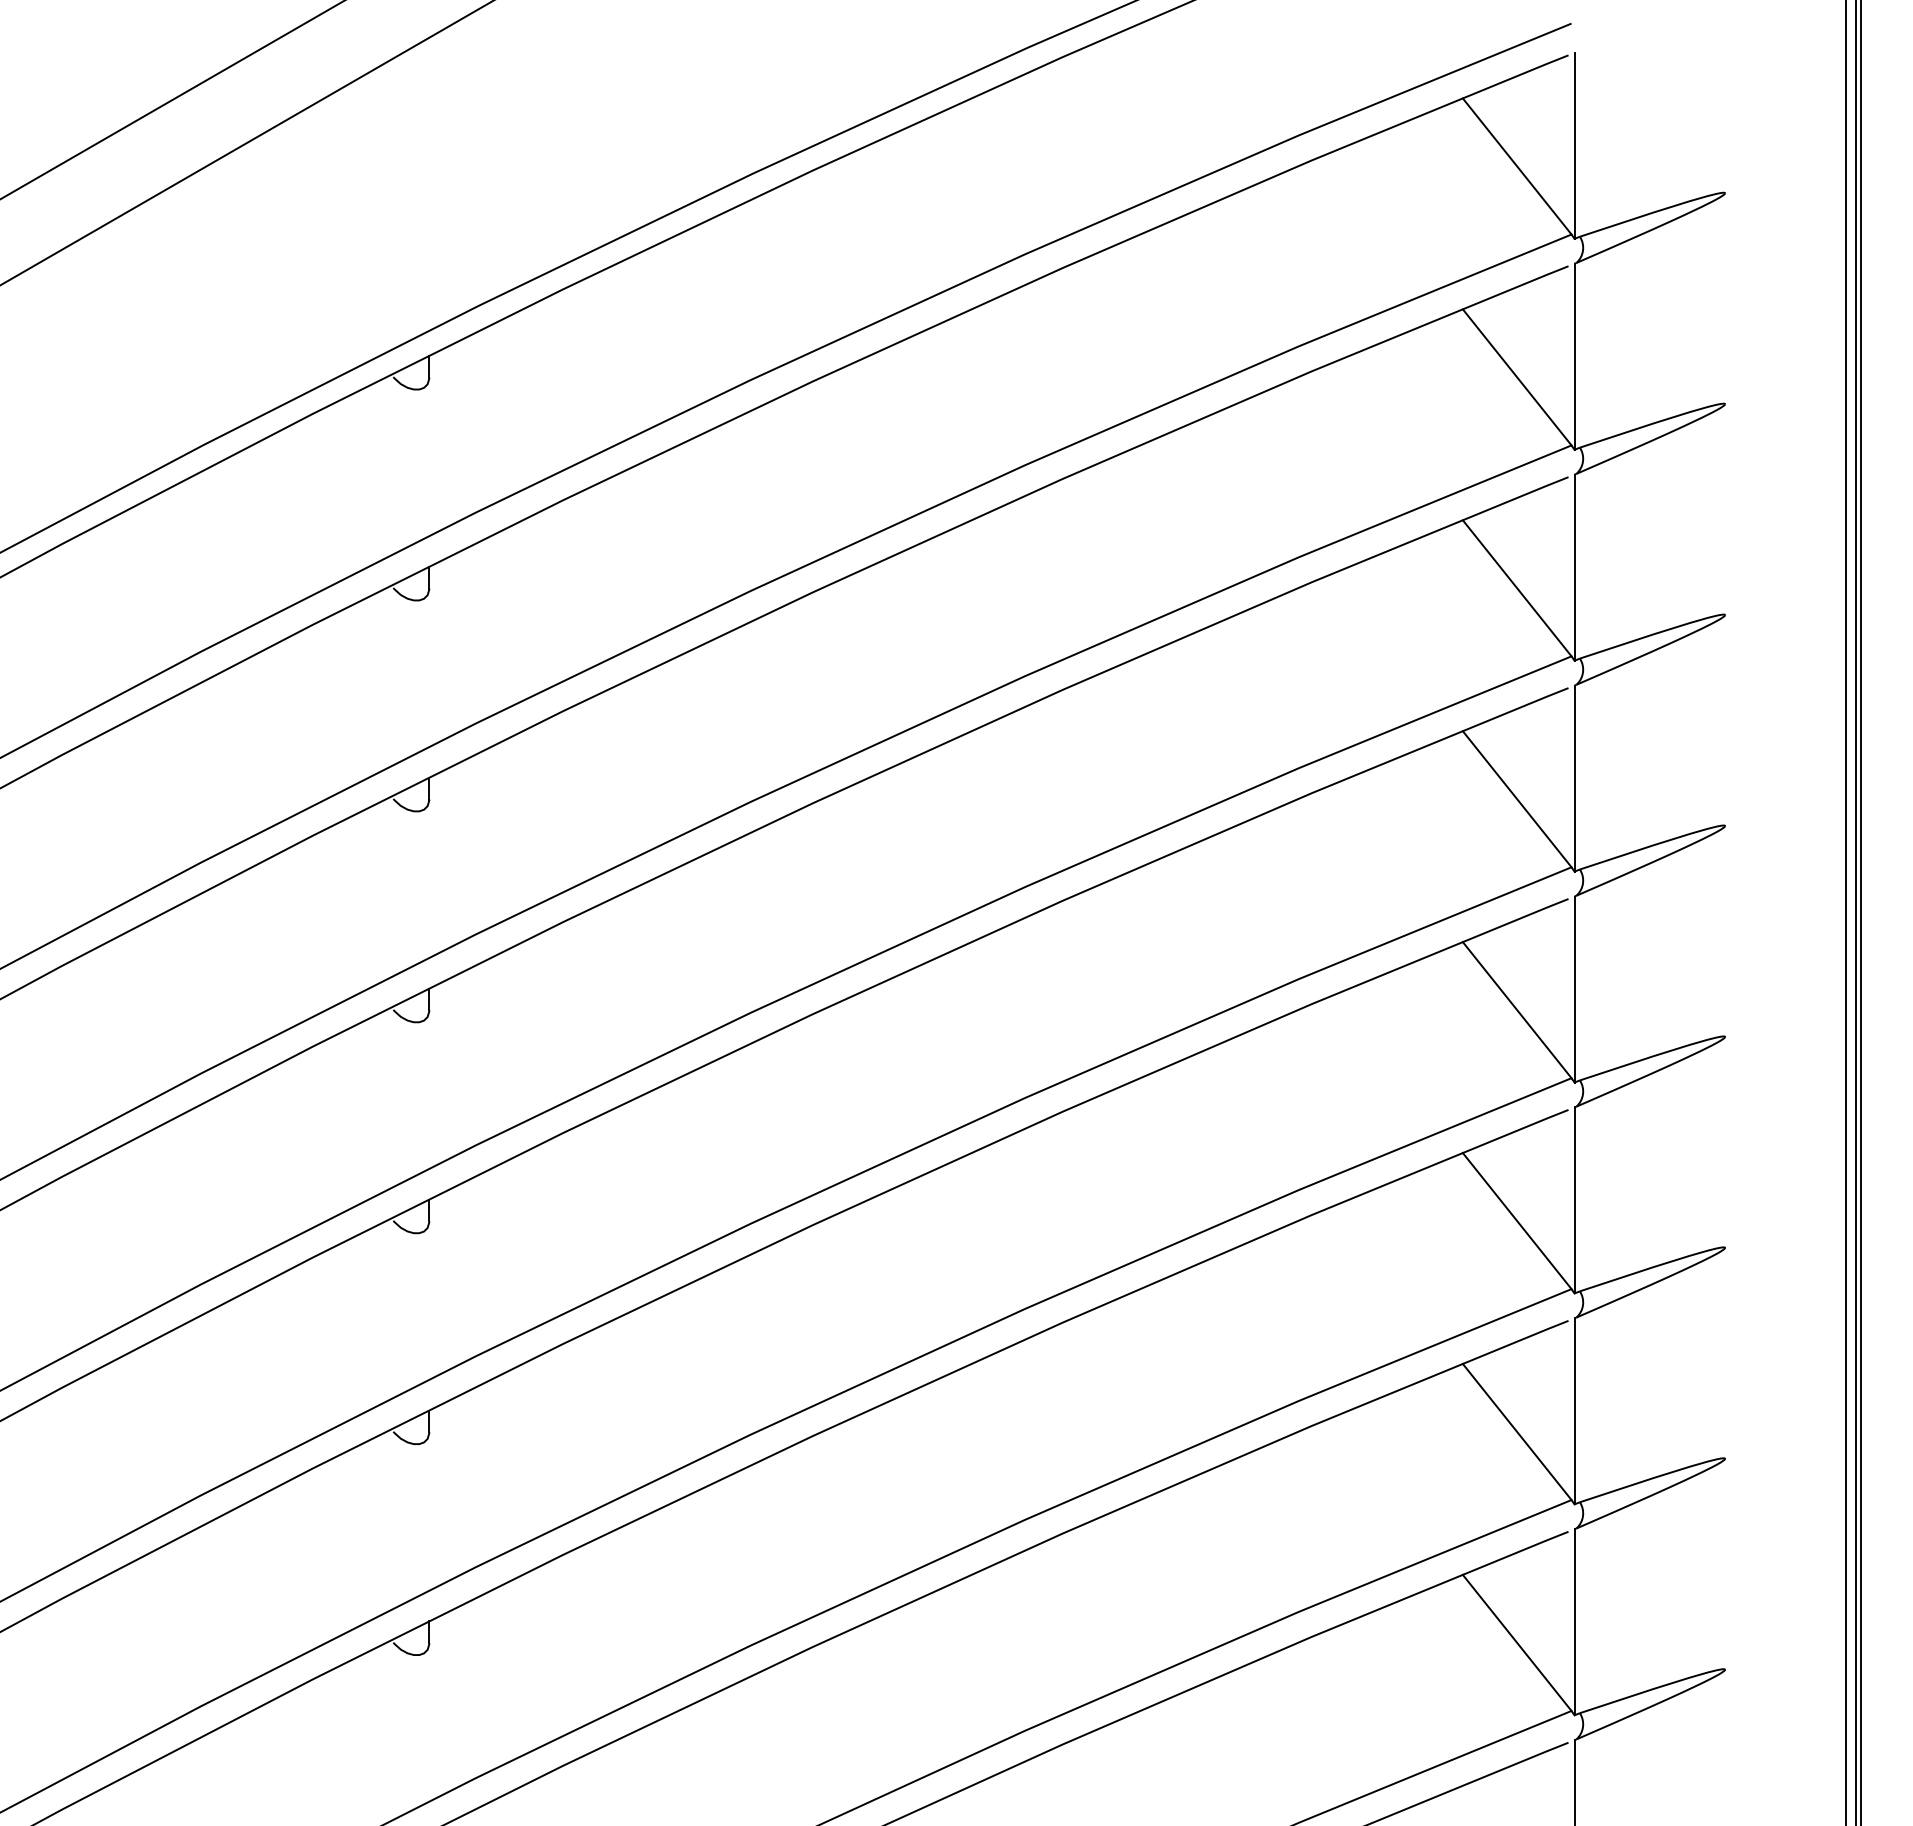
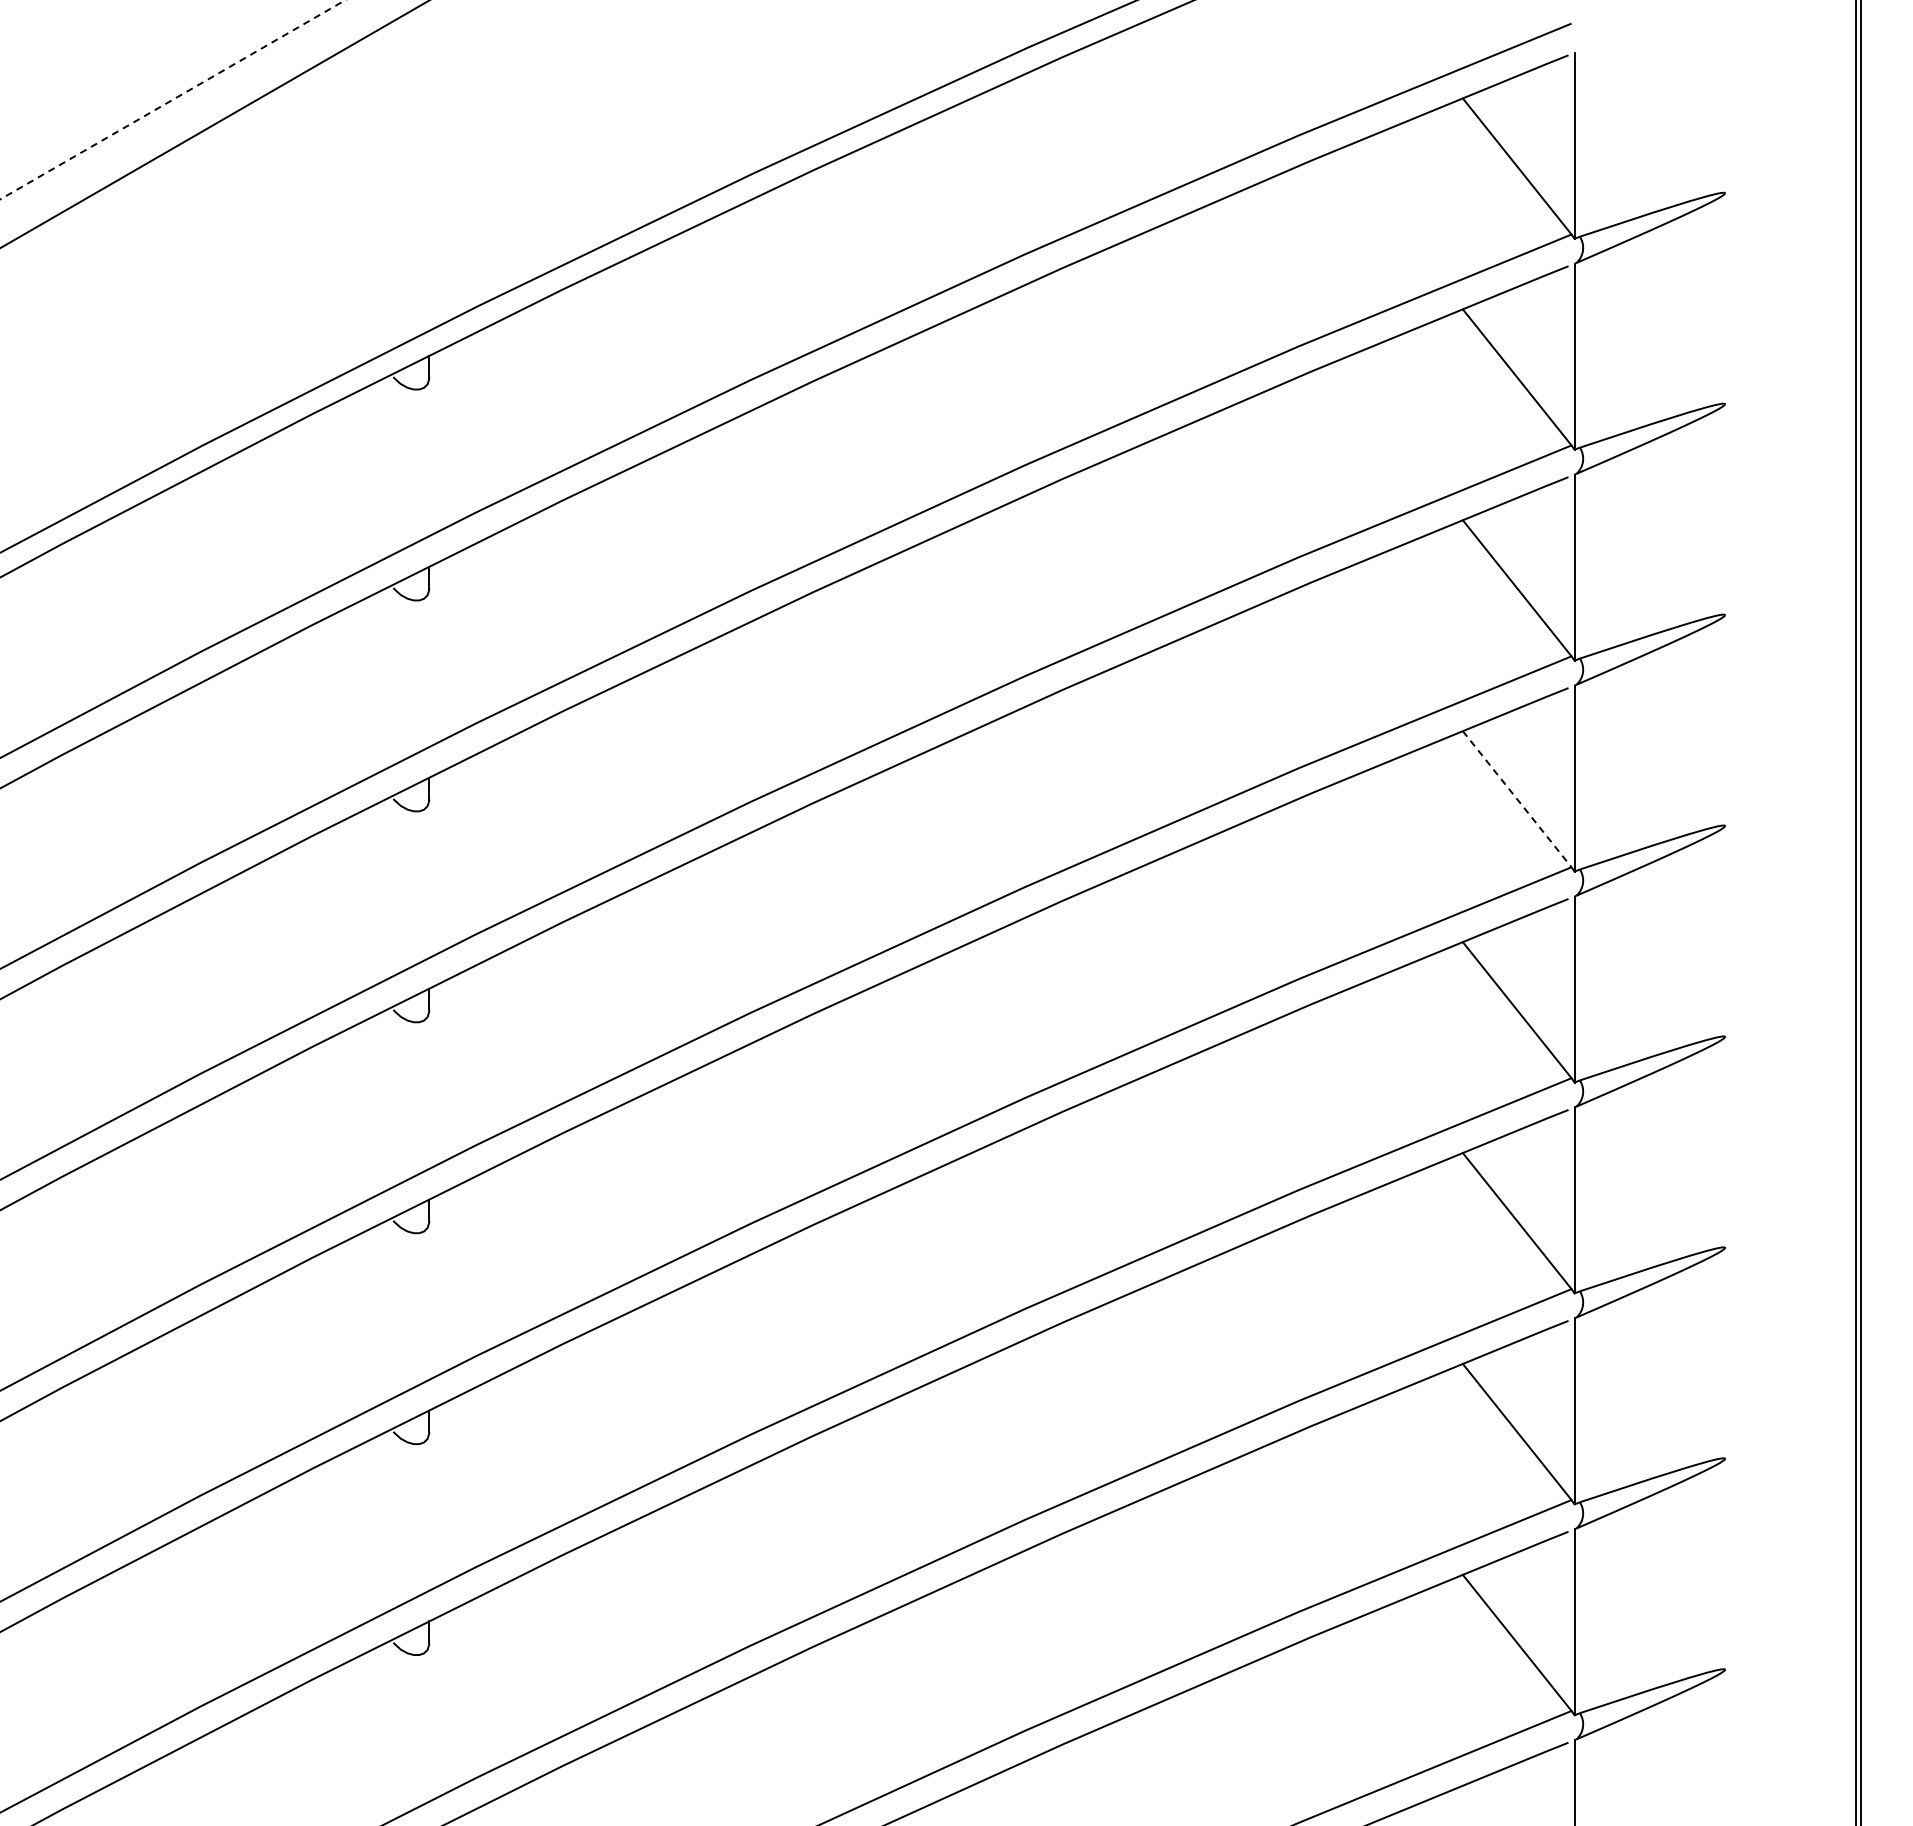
line: solid -> dashed (173, 99)
line position: (246, 143) -> (214, 124) (214, 124)
line: solid -> dashed (1517, 799)
line: present -> none (1845, 912)
